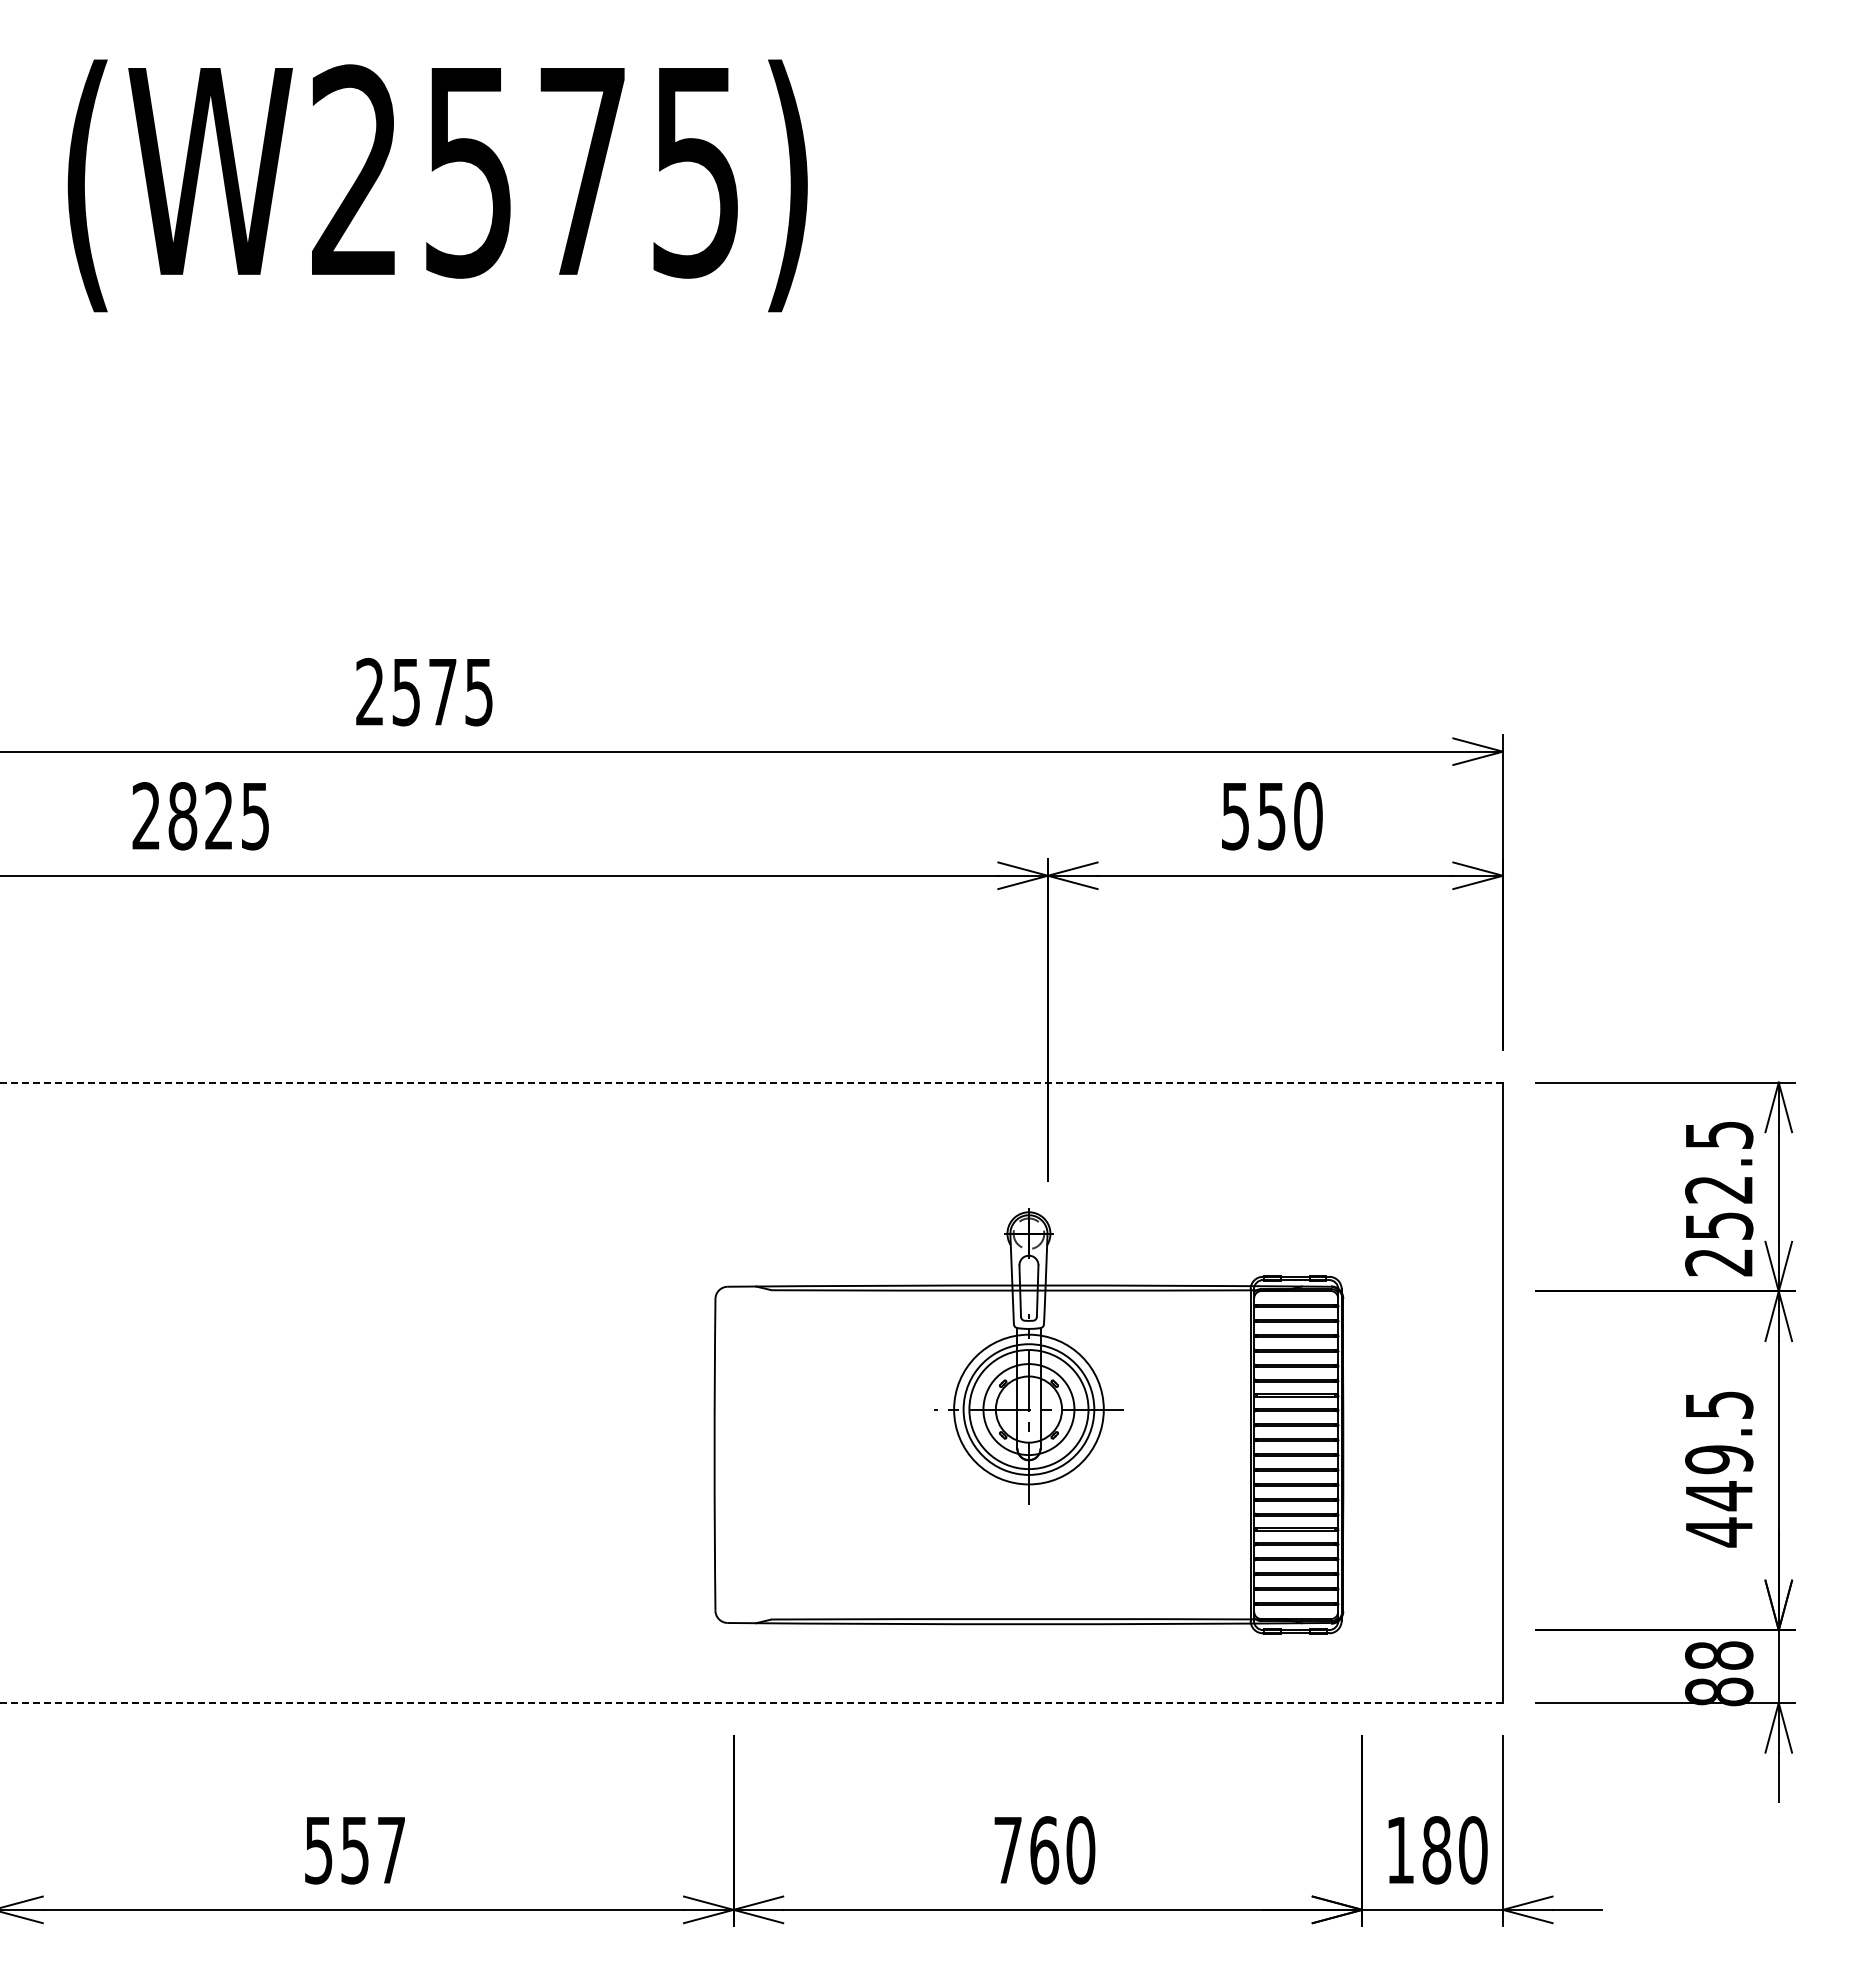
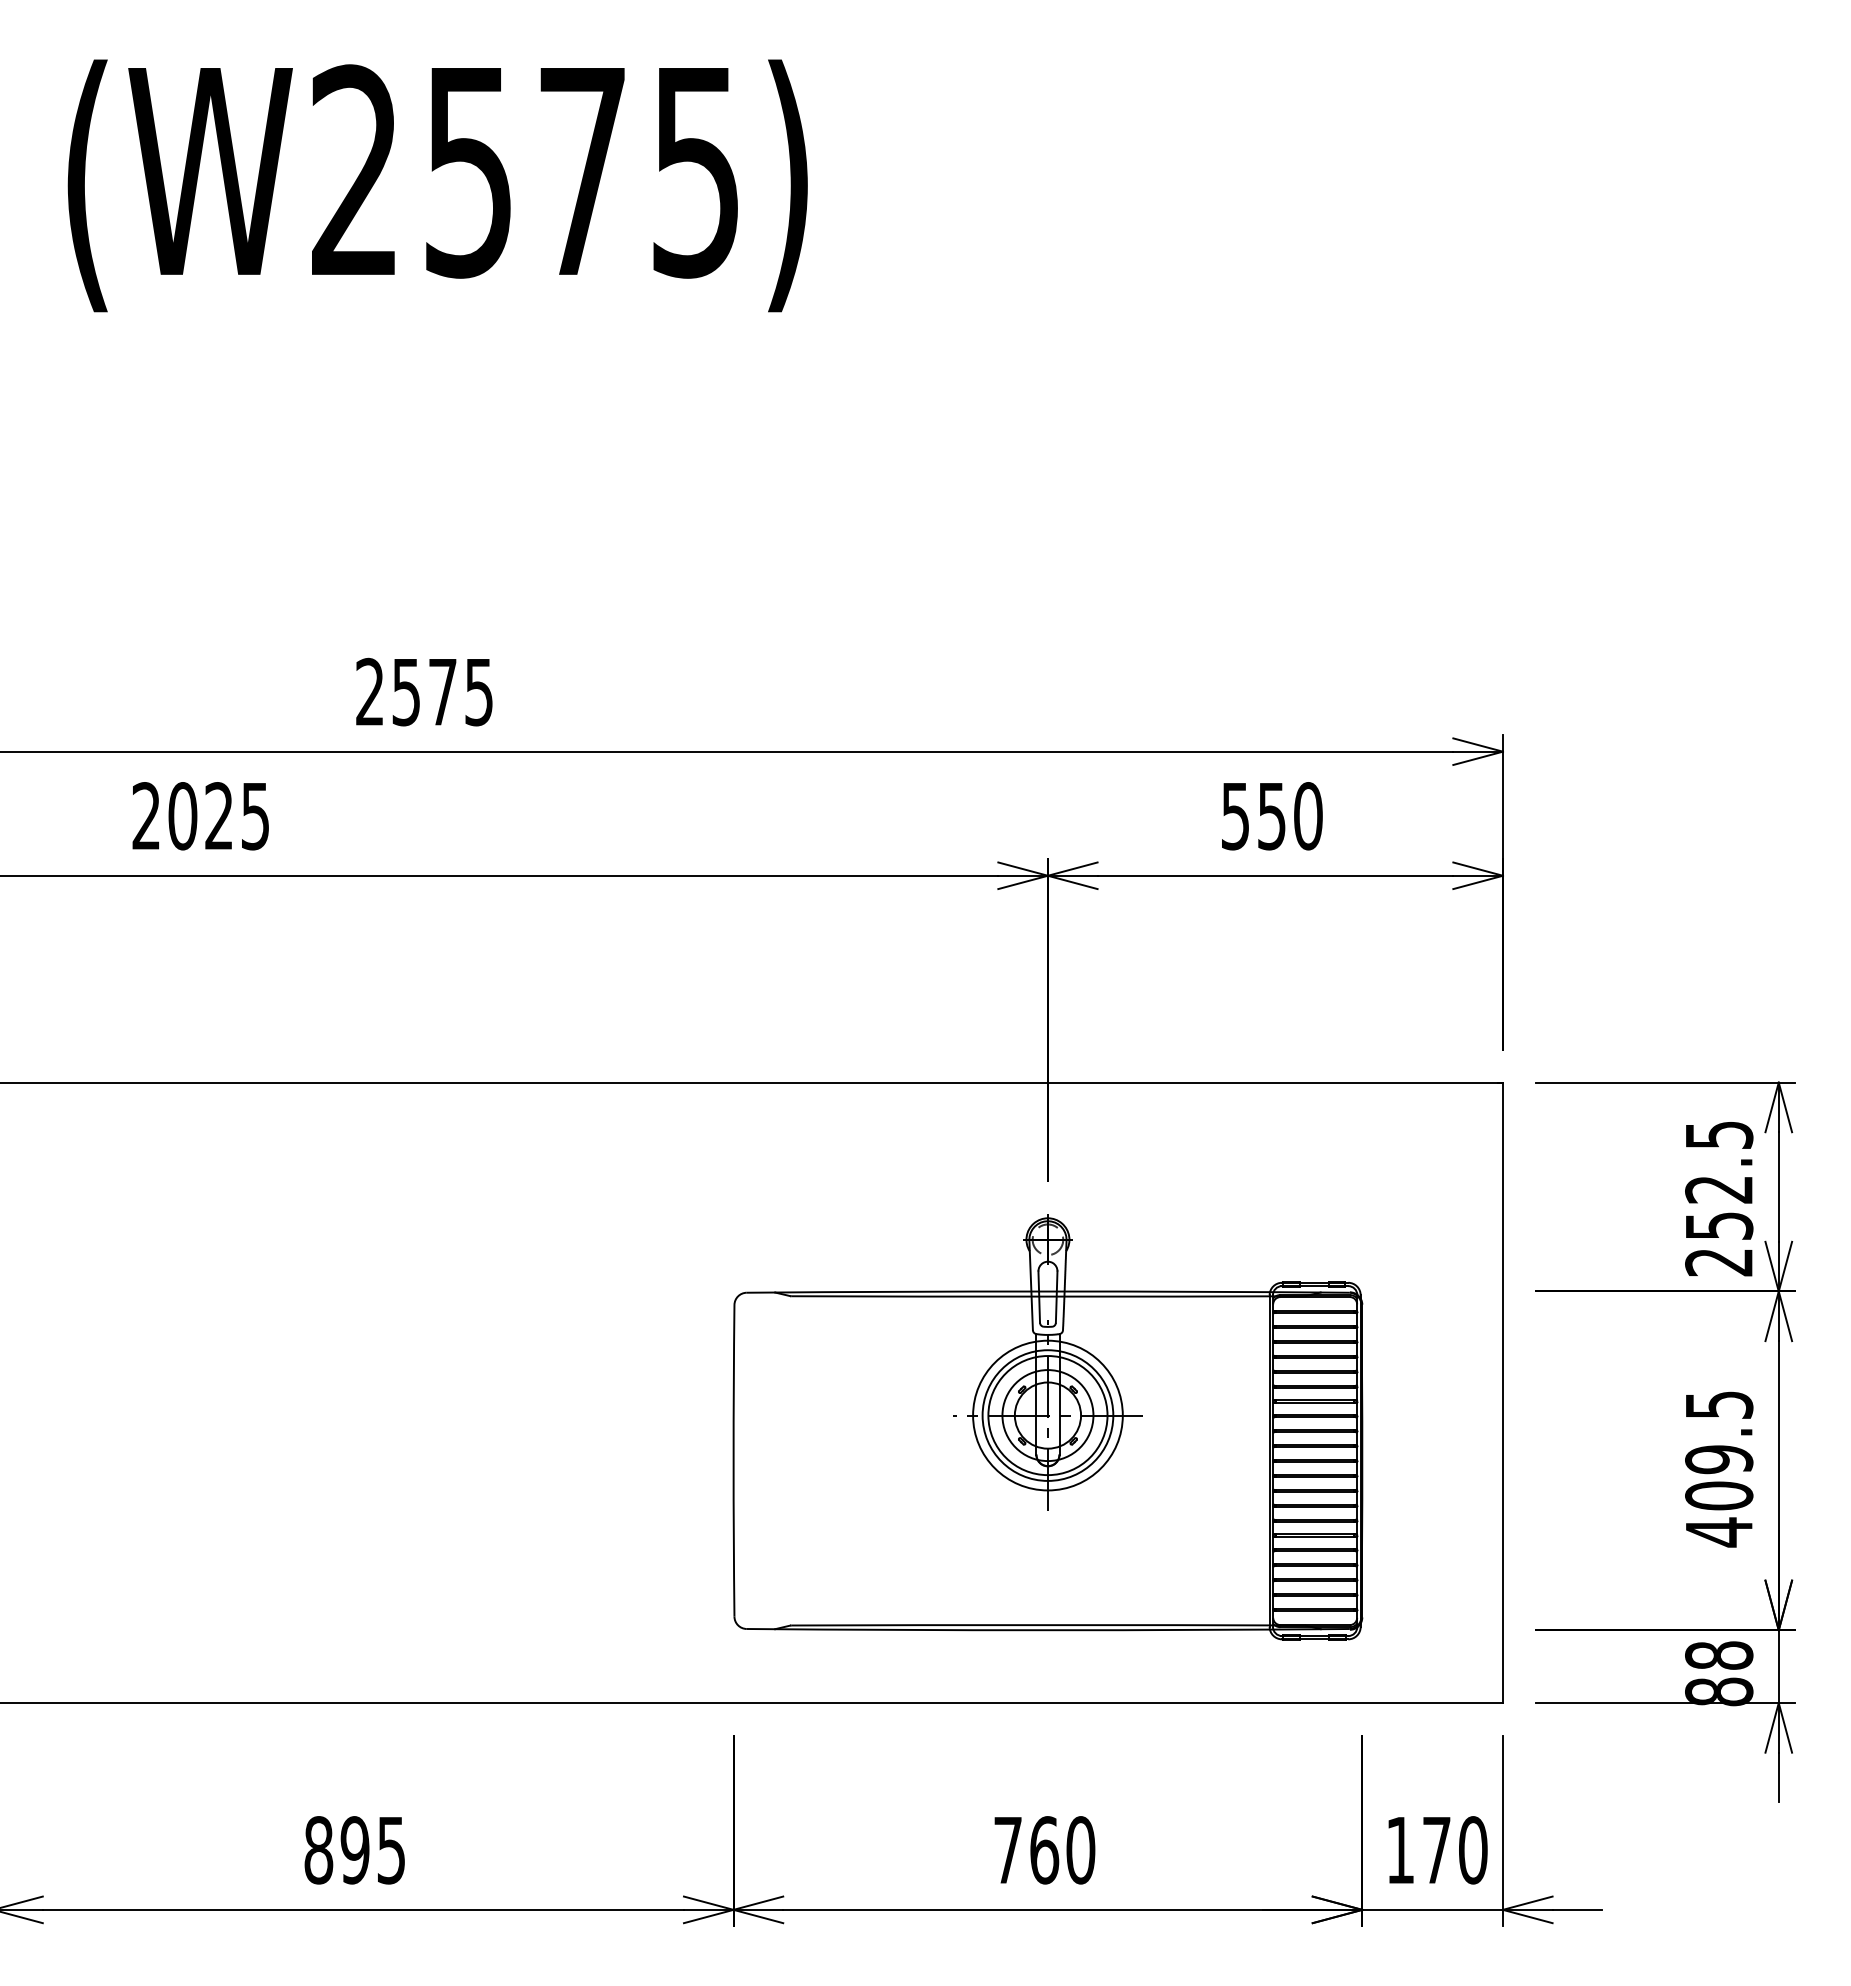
text: 2825 -> 2025 (182, 816)
line: dashed -> solid (752, 1082)
part position: (1028, 1421) -> (1047, 1427) (1047, 1427)
text: 449.5 -> 409.5 (1719, 1496)
line: dashed -> solid (752, 1703)
text: 557 -> 895 (354, 1850)
text: 180 -> 170 (1436, 1850)
